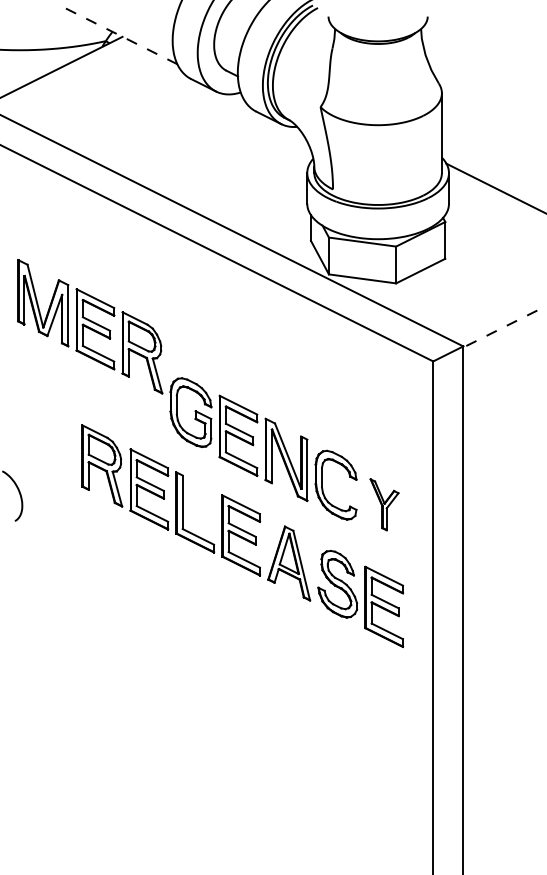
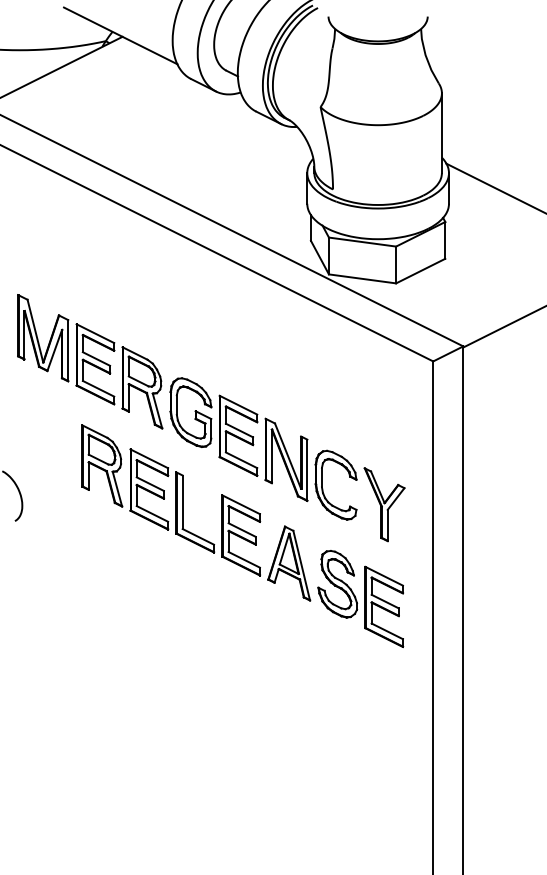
line: dashed -> solid (120, 35)
part position: (90, 326) -> (90, 361) (90, 361)
line: dashed -> solid (504, 327)
part size: 31x54 px -> 43x76 px (384, 504)
